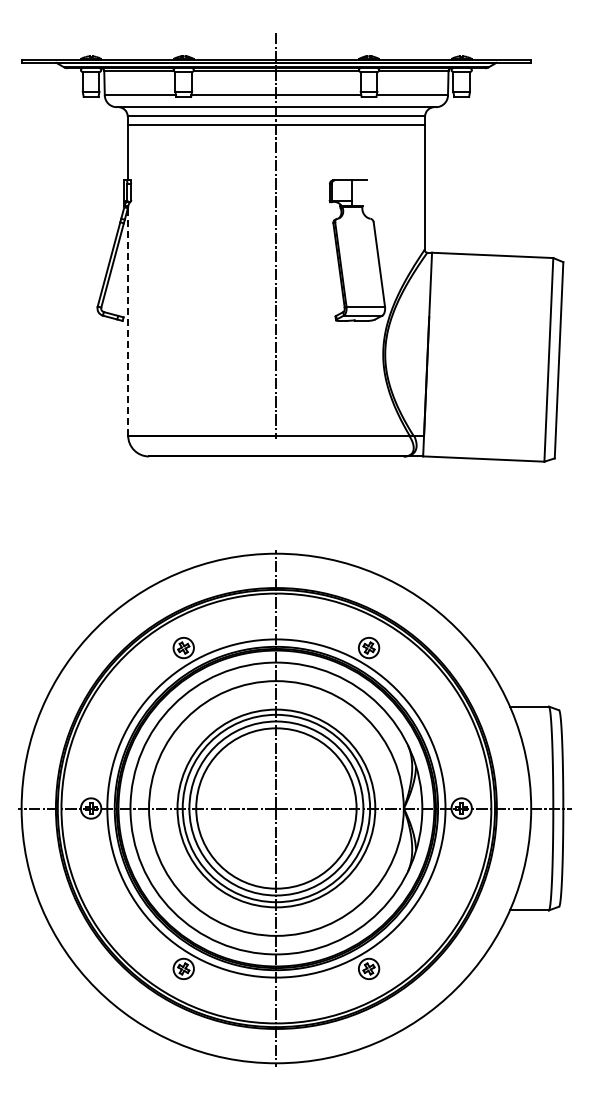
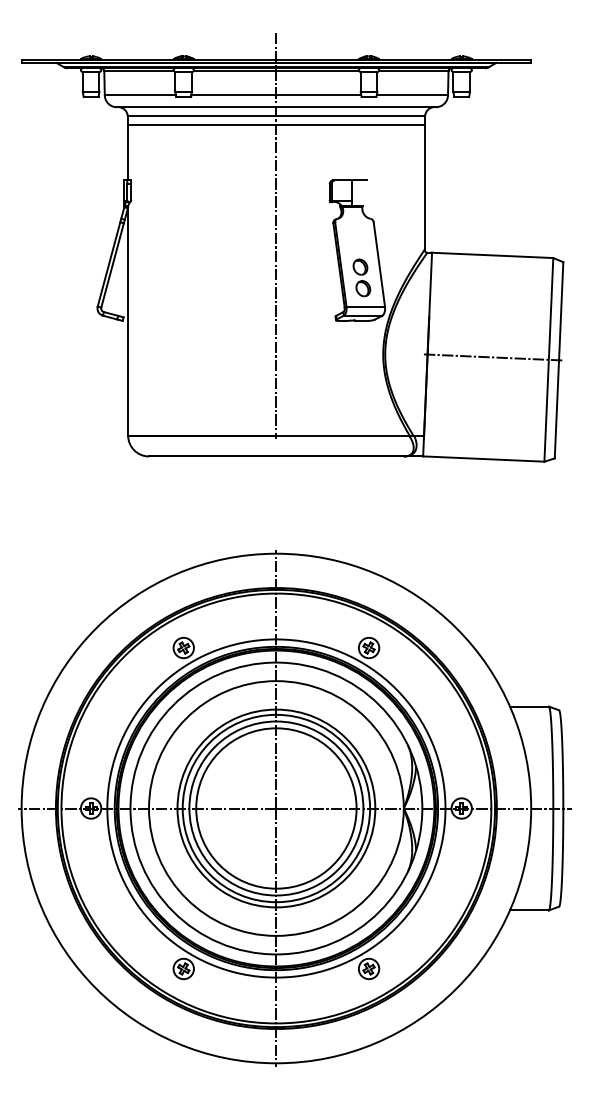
part: none -> present (361, 277)
line: dashed -> solid (128, 320)
line: none -> present (492, 357)
